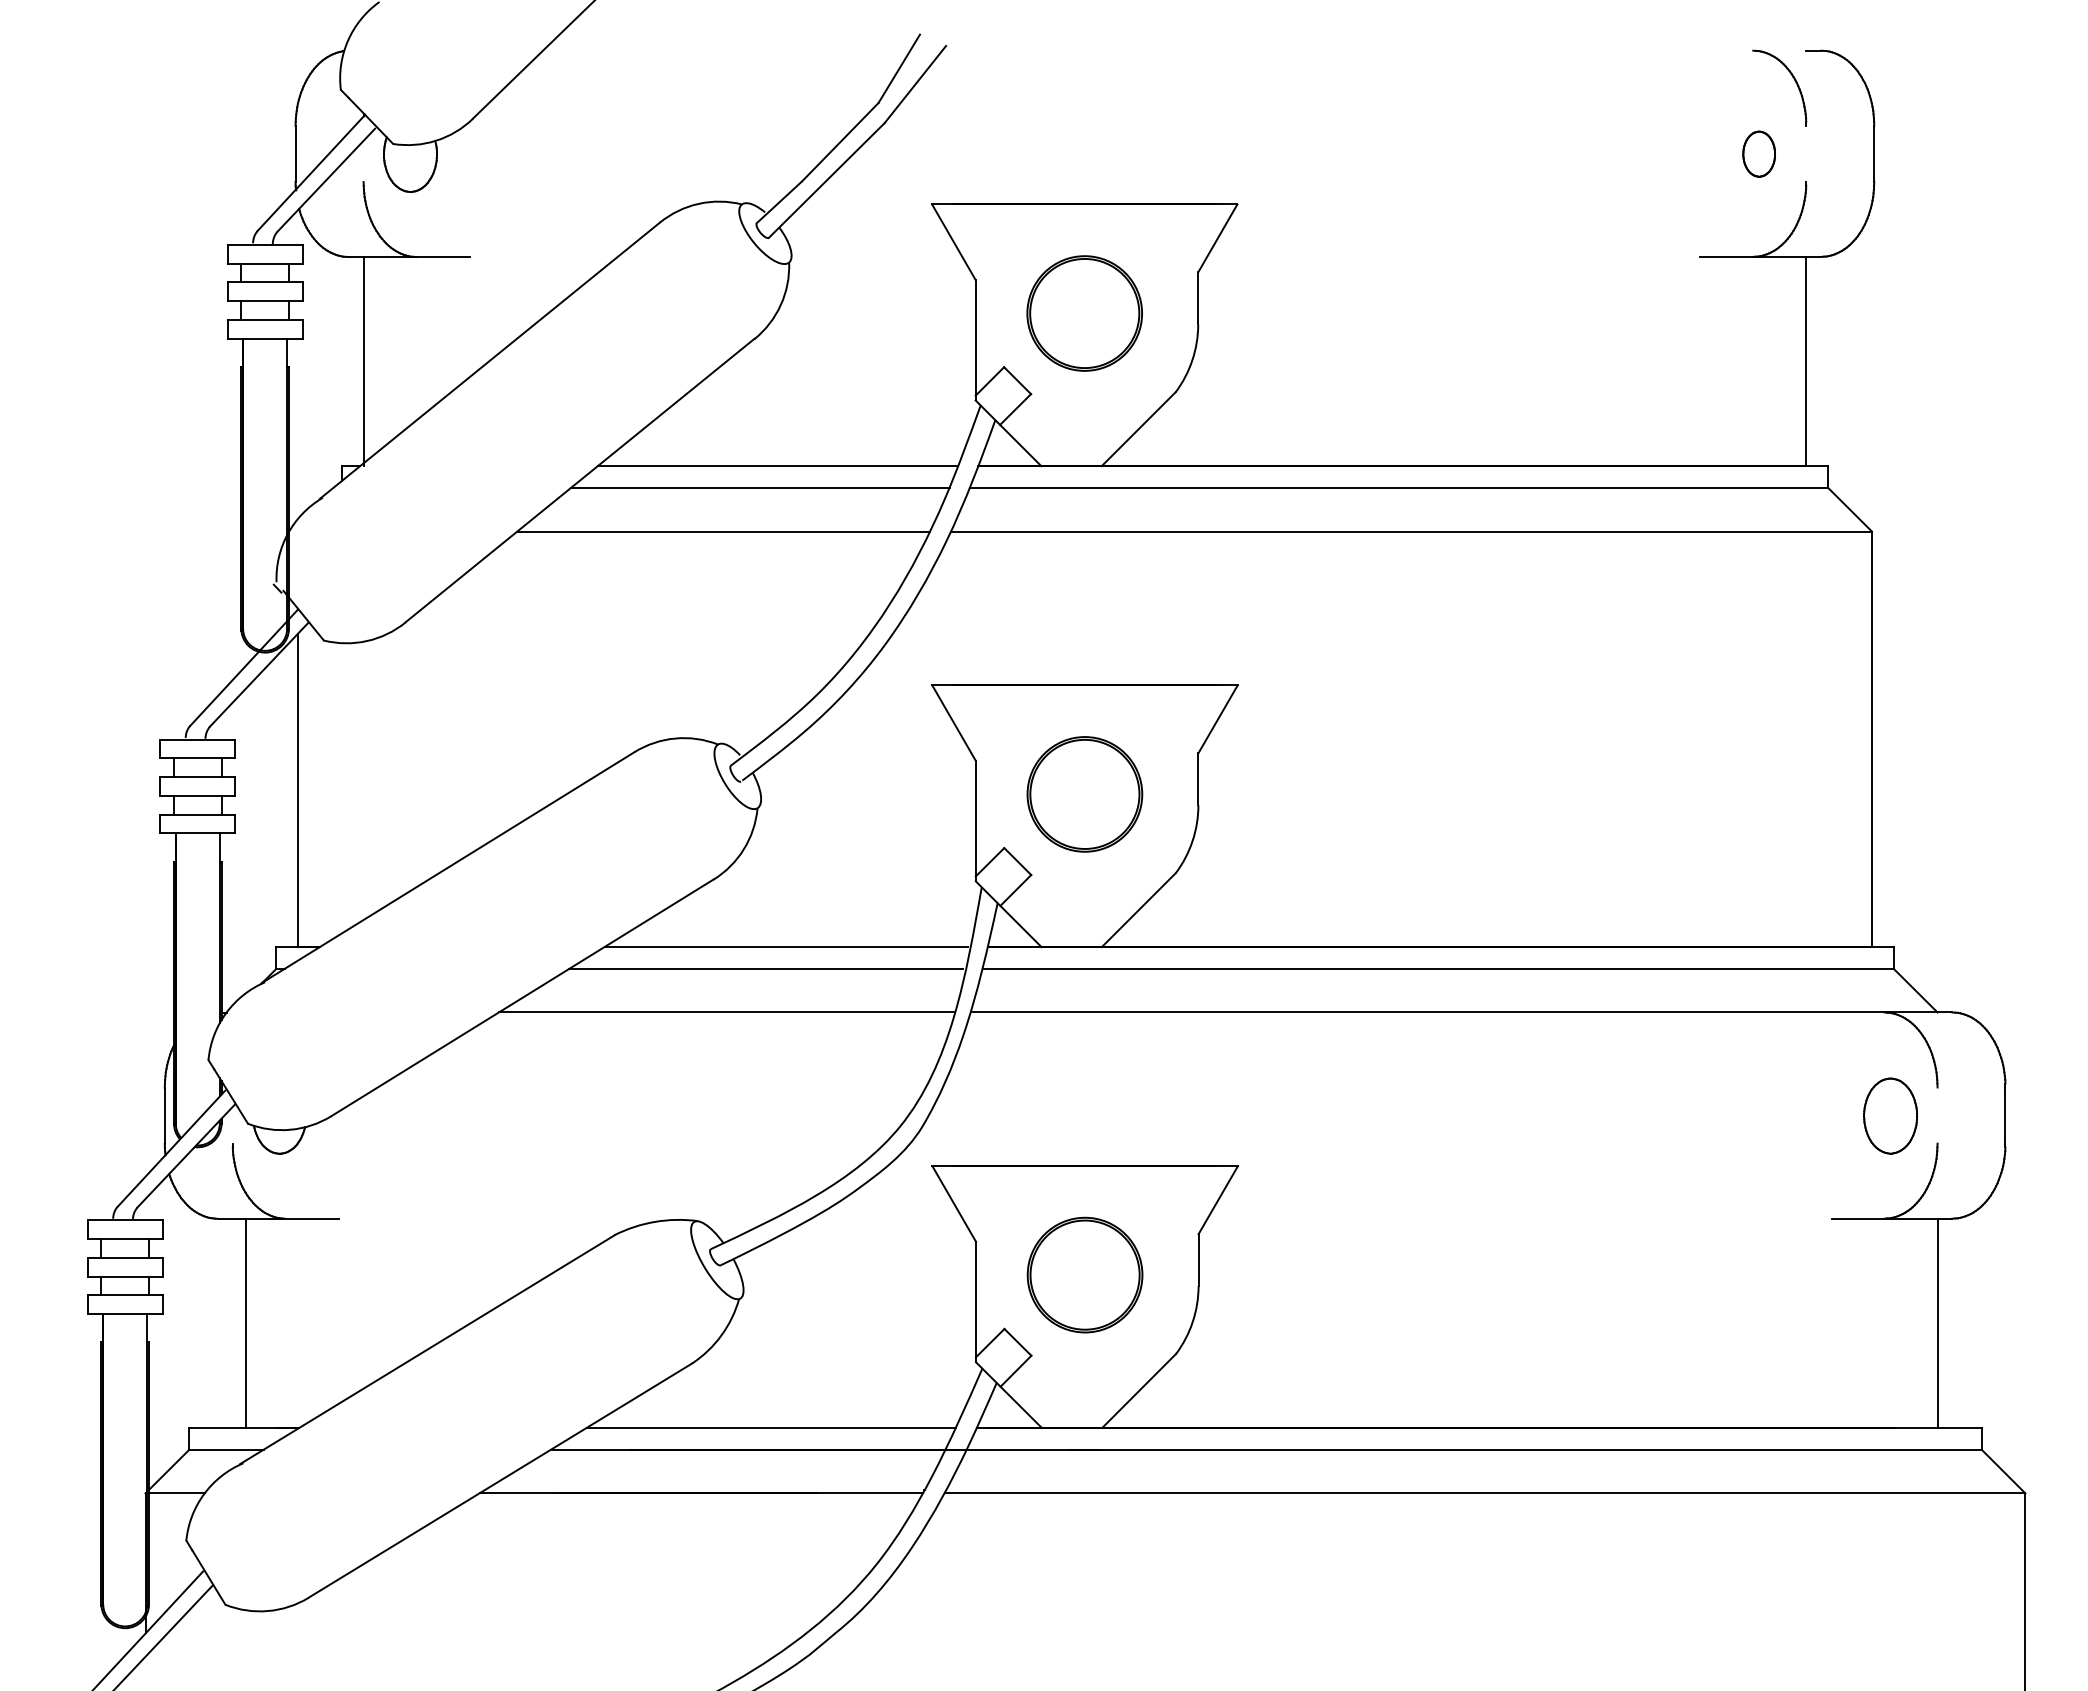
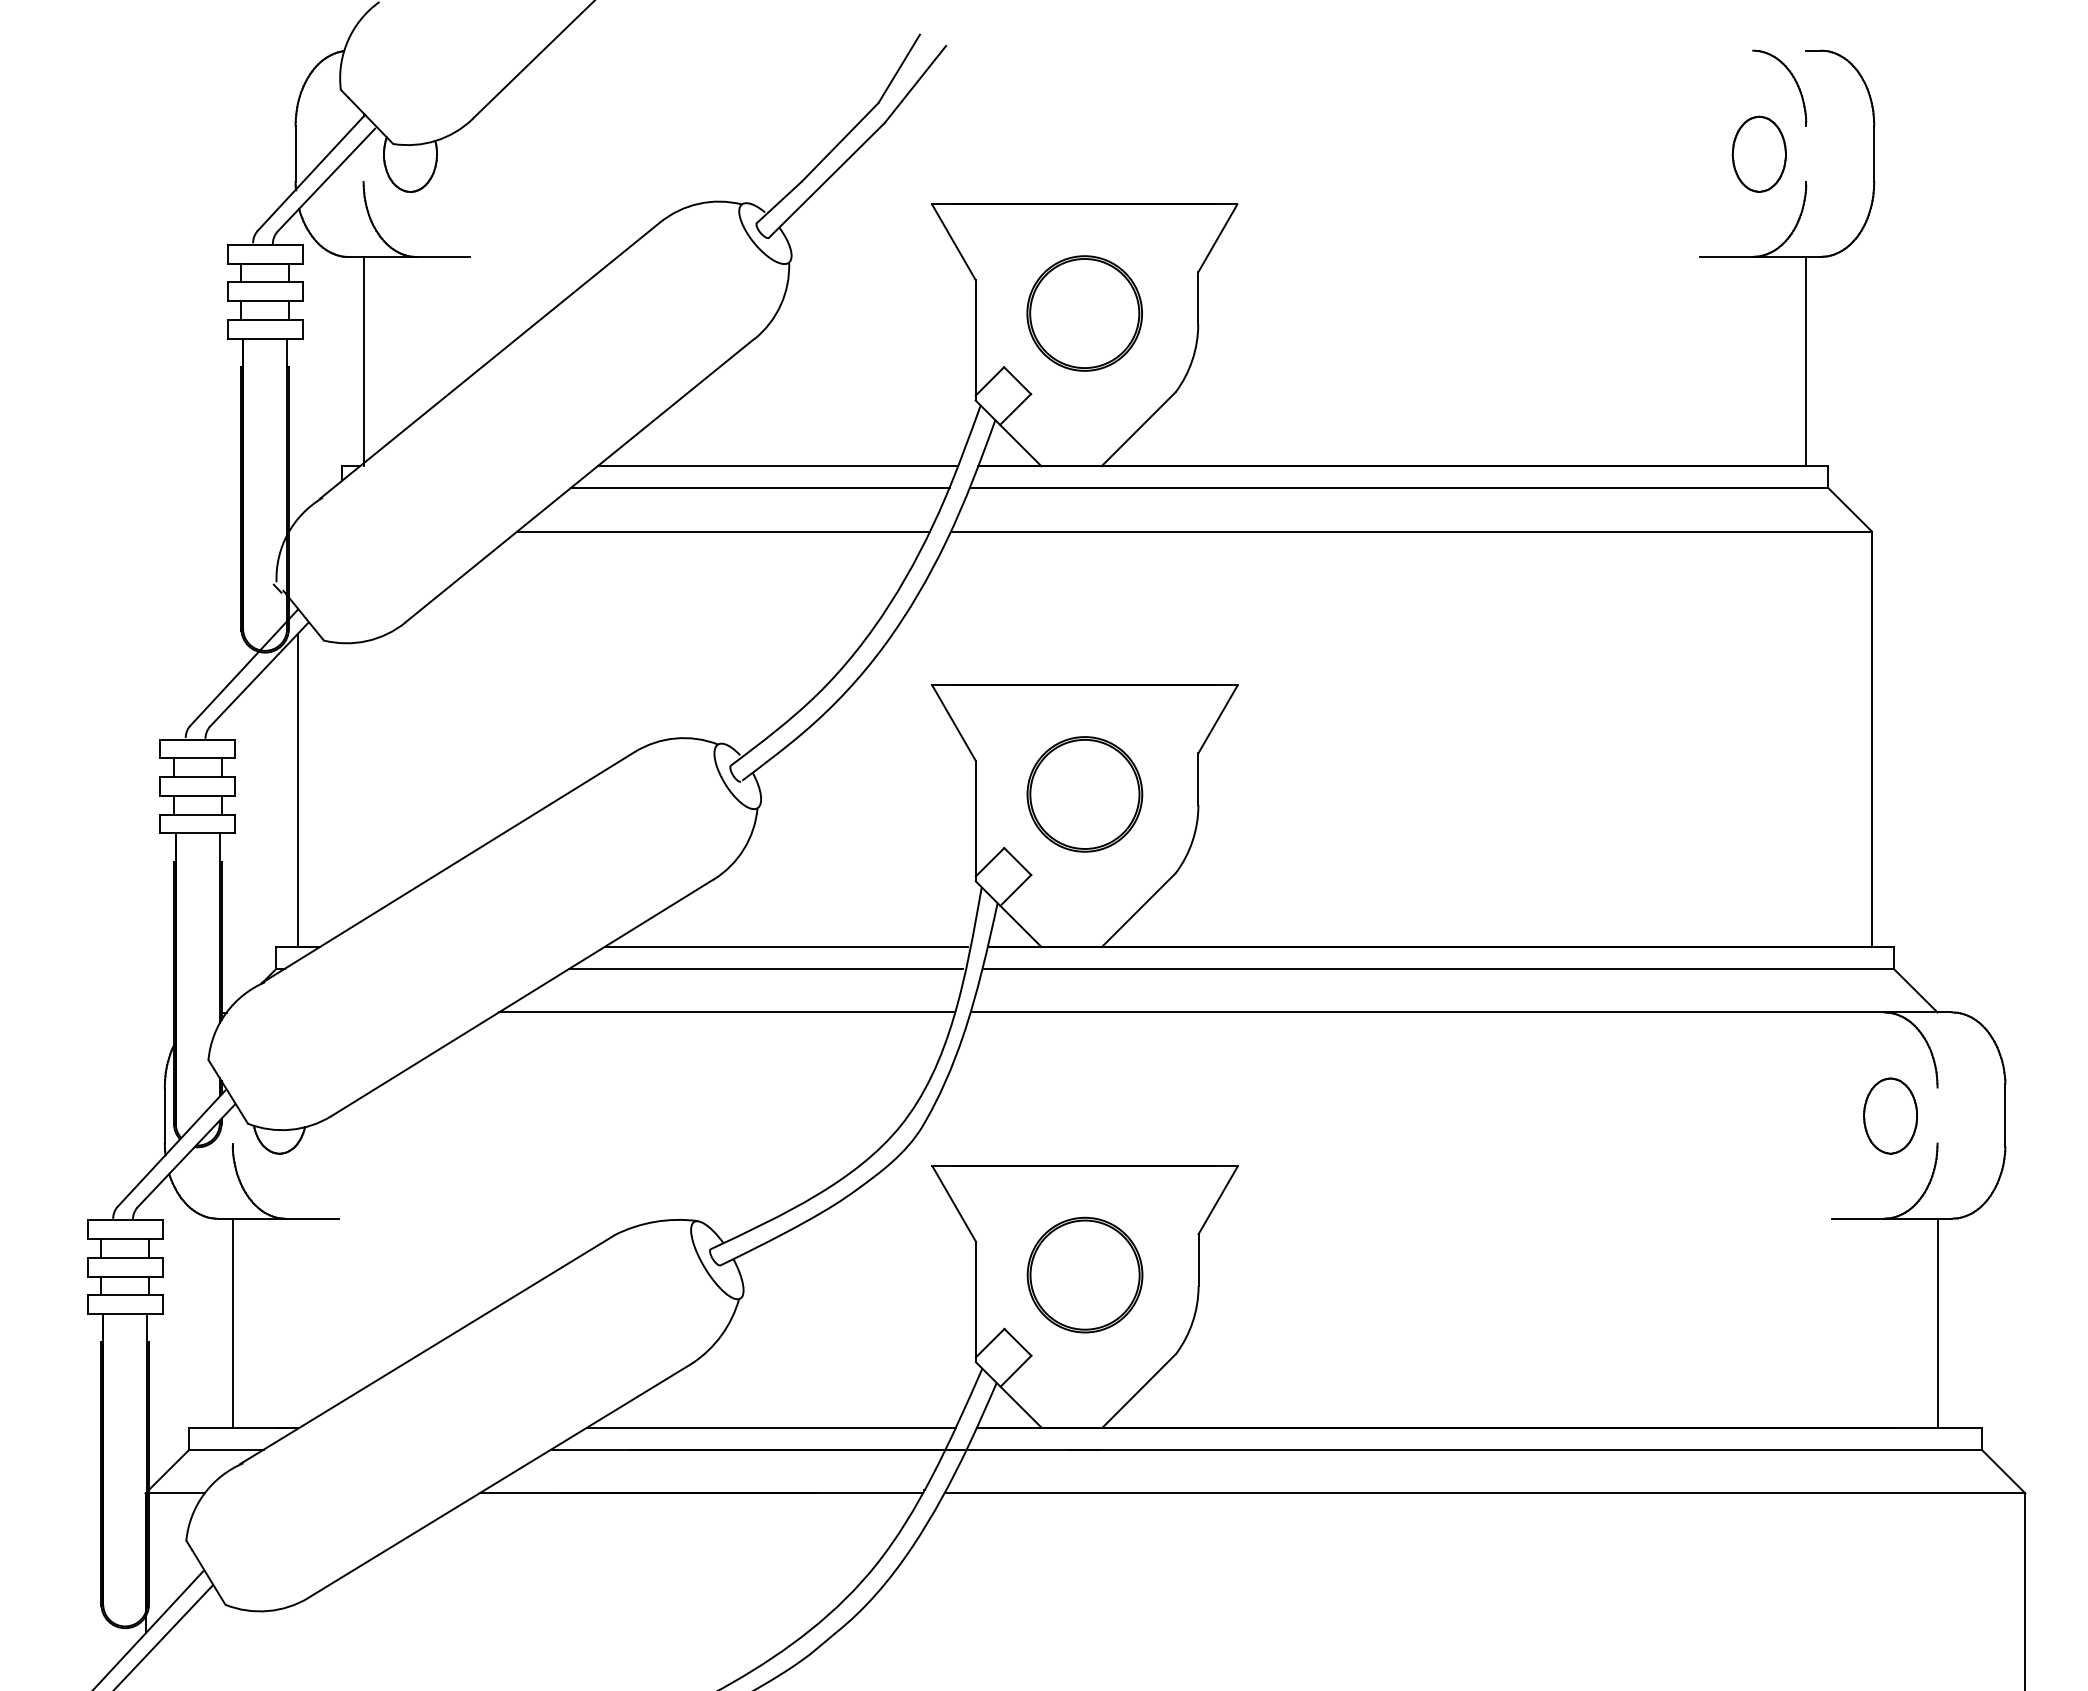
part size: 34x48 px -> 56x78 px (1758, 153)
line position: (245, 1322) -> (232, 1322) (232, 1322)
